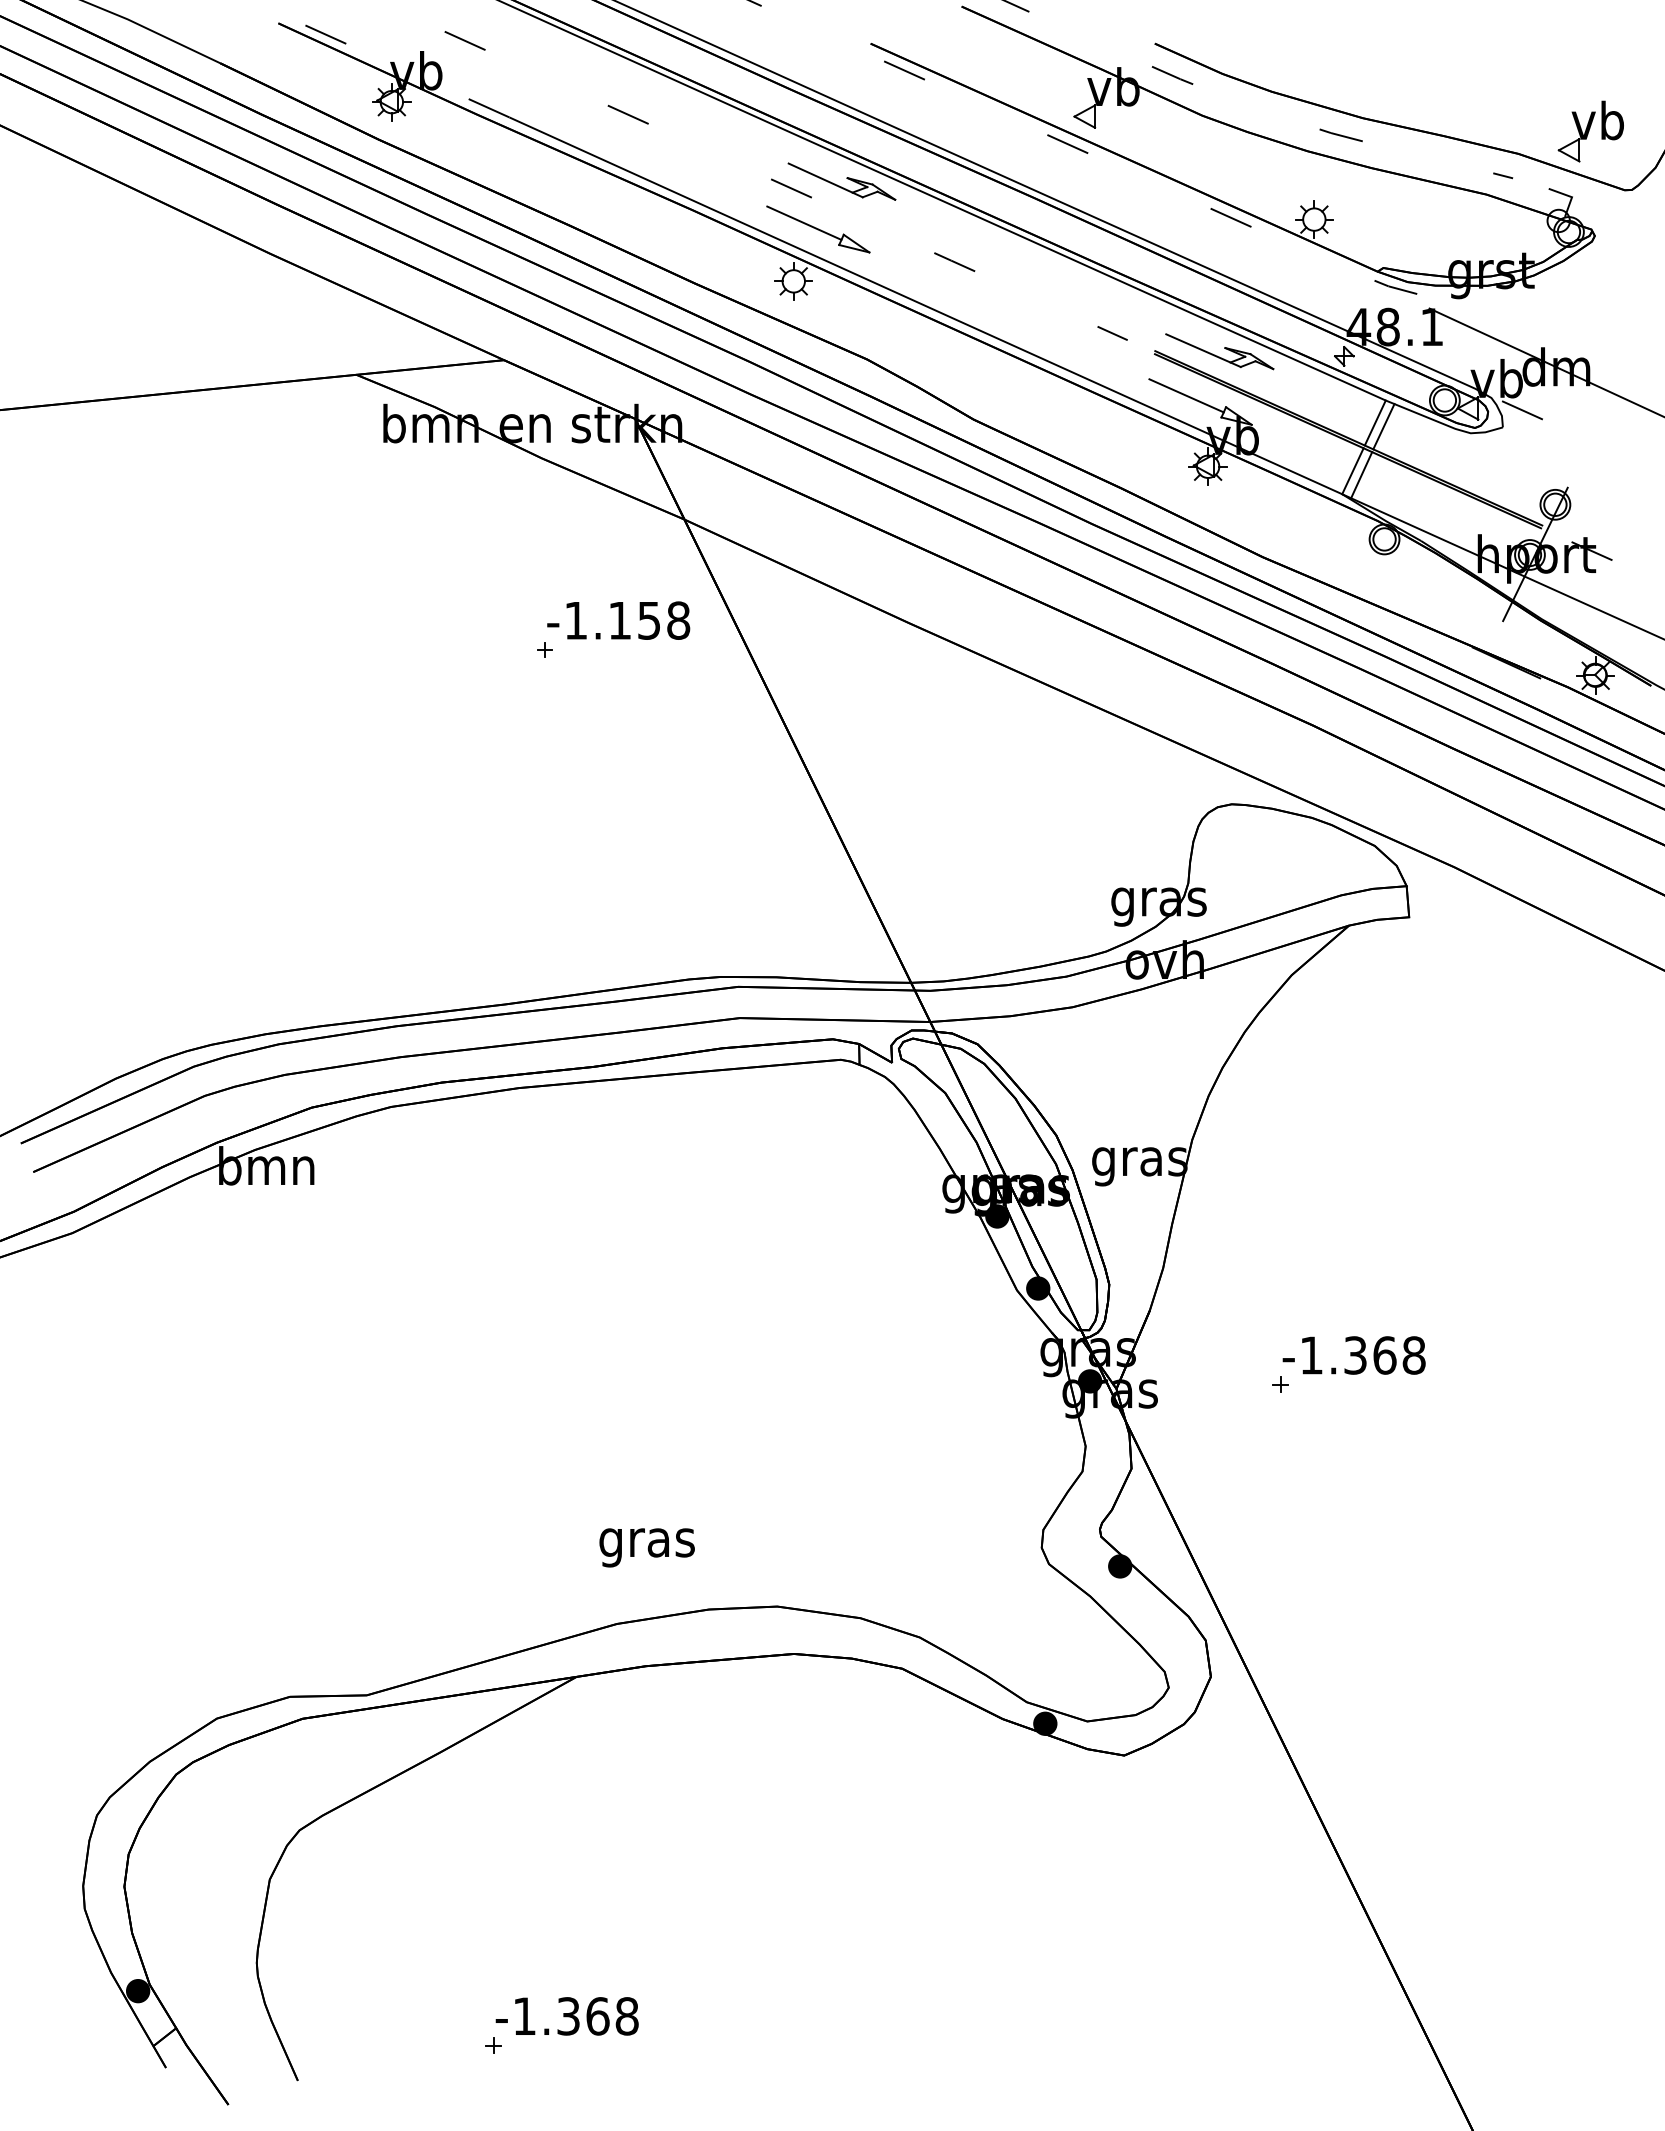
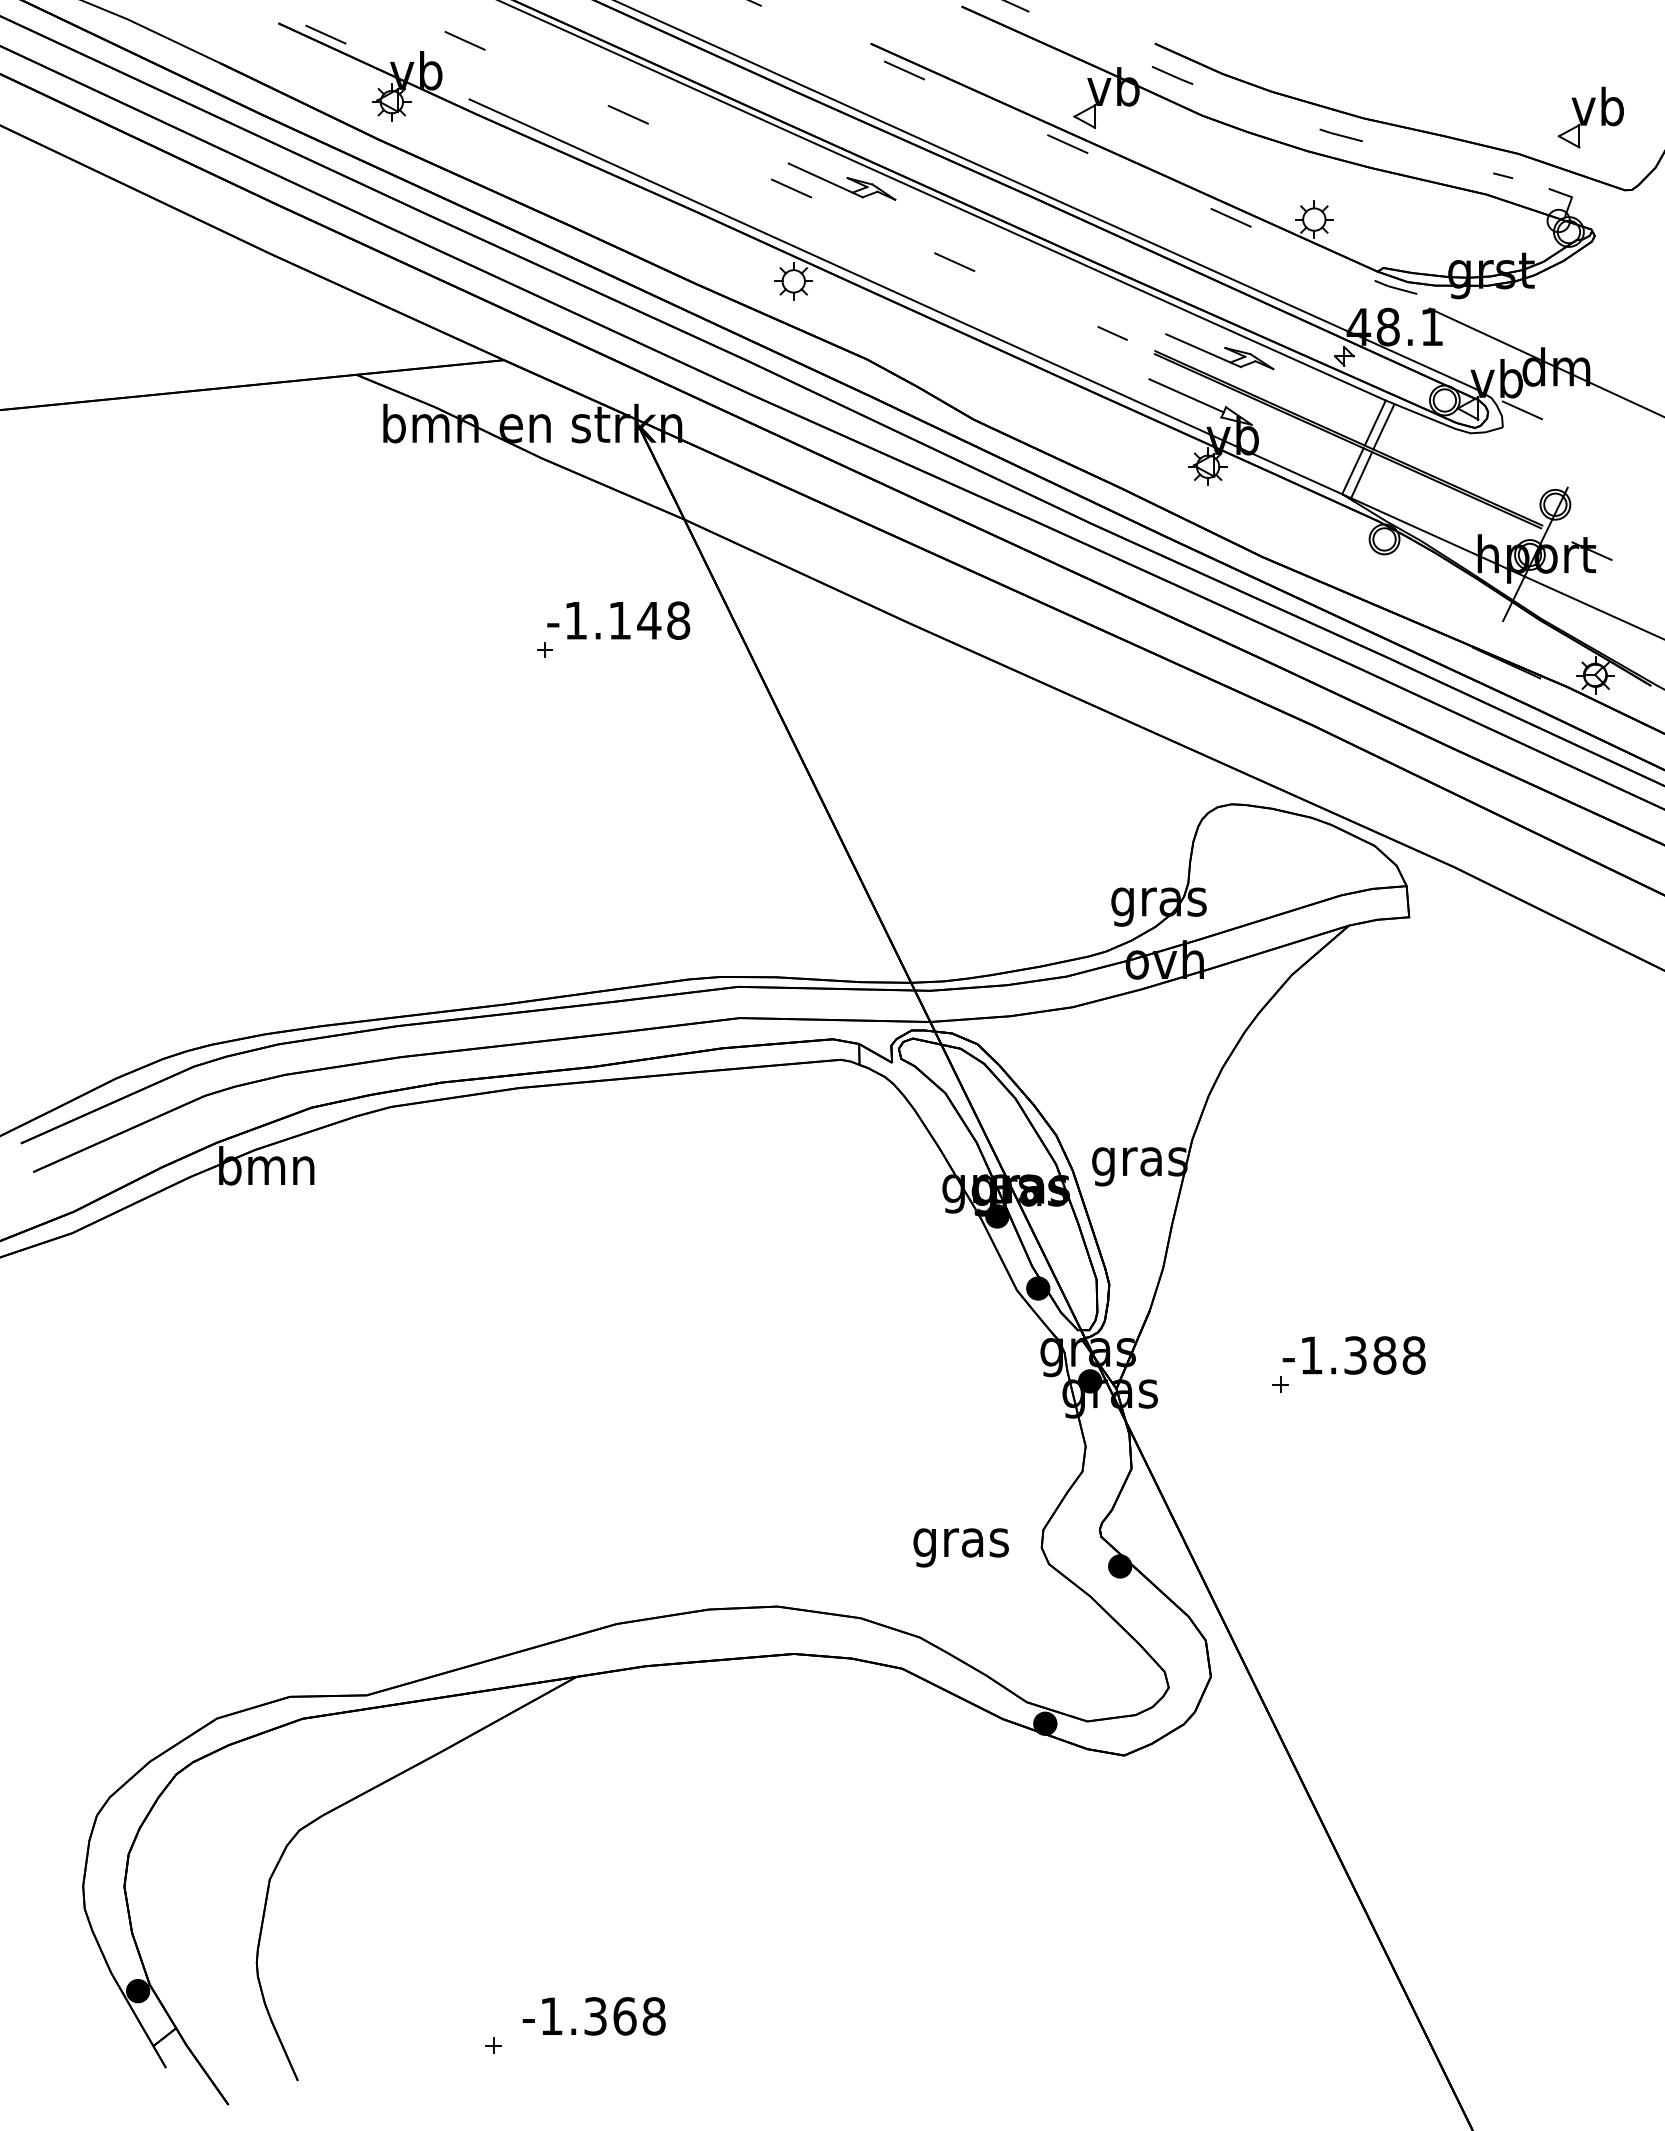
part position: (1590, 131) -> (1590, 117) (1590, 117)
part: present -> none (818, 229)
text: -1.158 -> -1.148 (649, 620)
text: -1.368 -> -1.388 (1384, 1355)
text position: (646, 1547) -> (960, 1547) (960, 1547)
text position: (566, 2016) -> (593, 2016) (593, 2016)
